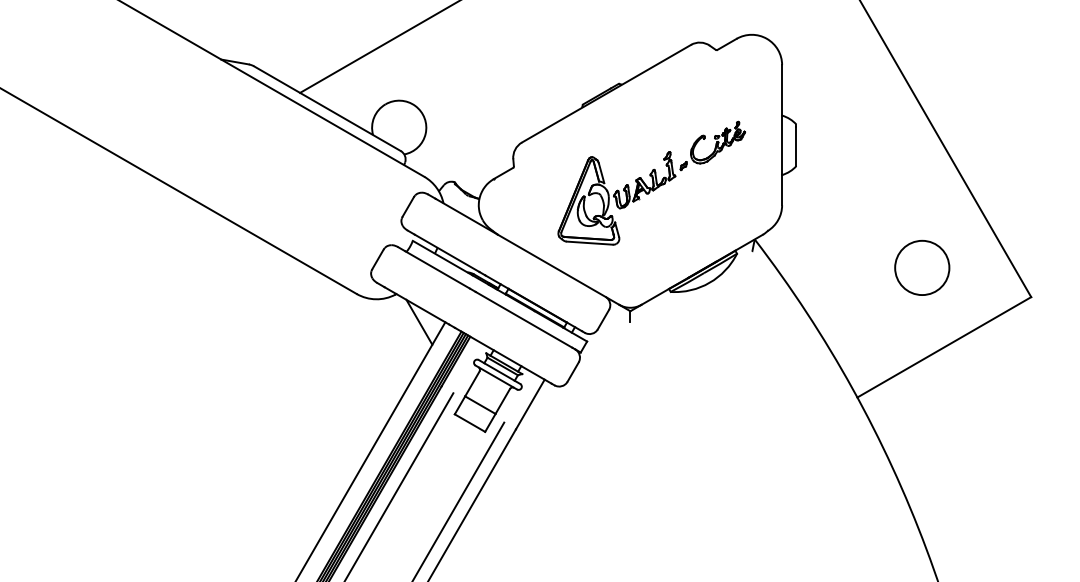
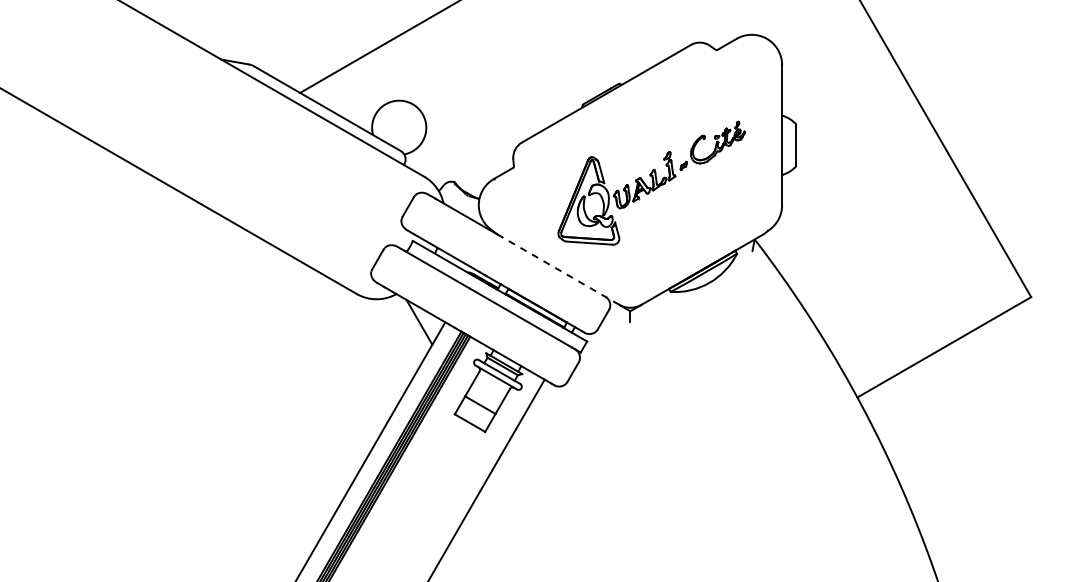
circle: present -> none (922, 267)
line: solid -> dashed (558, 269)
line: present -> none (399, 485)
line: present -> none (459, 500)
